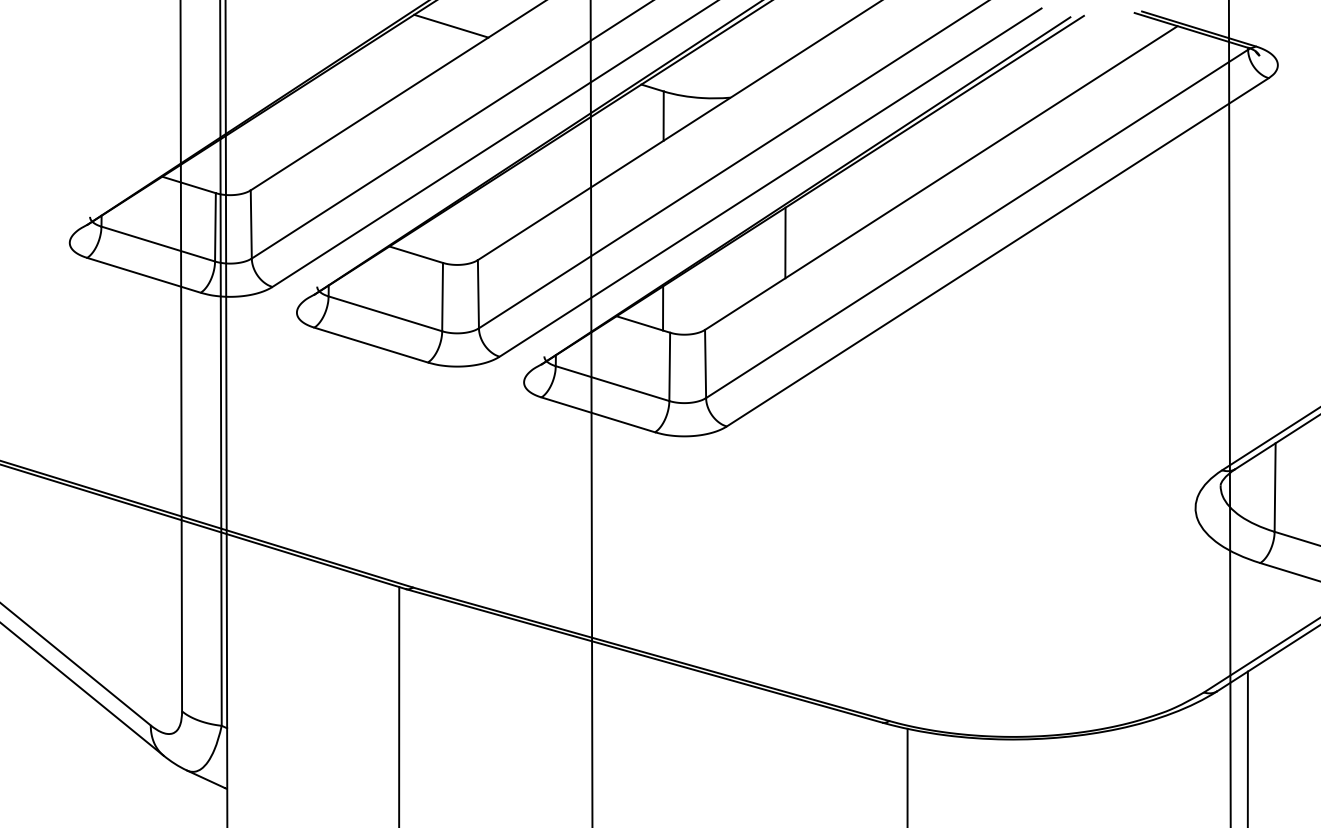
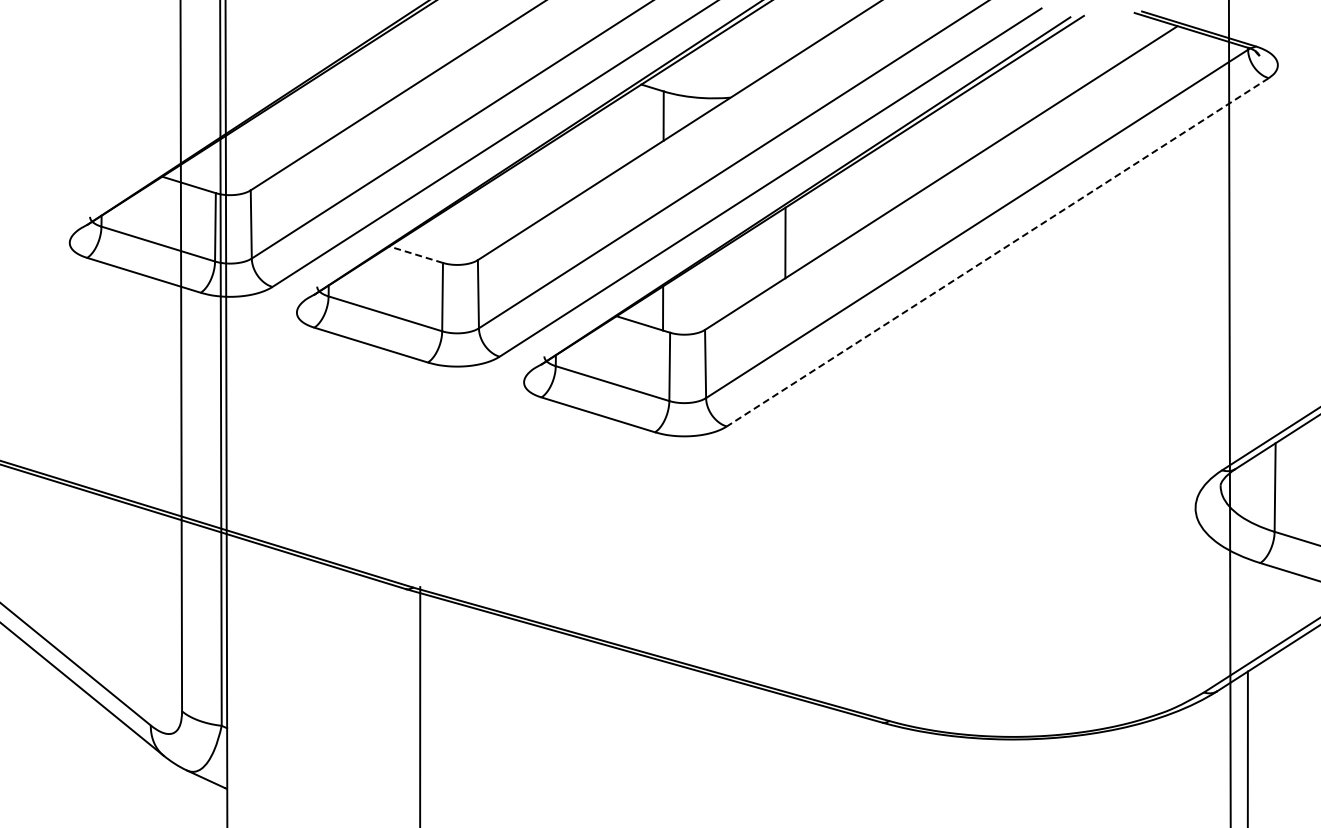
line: present -> none (451, 25)
line: solid -> dashed (997, 252)
line: solid -> dashed (415, 254)
line: present -> none (591, 413)
line position: (399, 705) -> (420, 705) (420, 705)
line: present -> none (907, 776)
